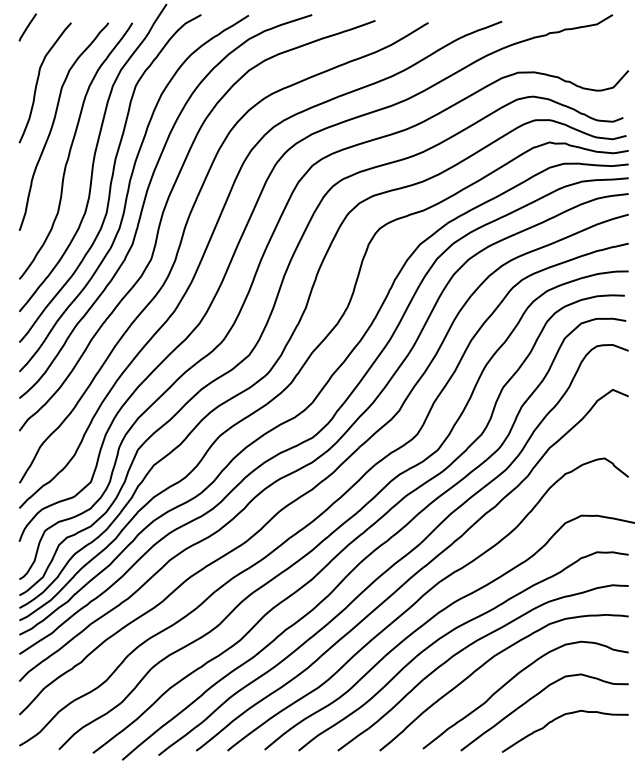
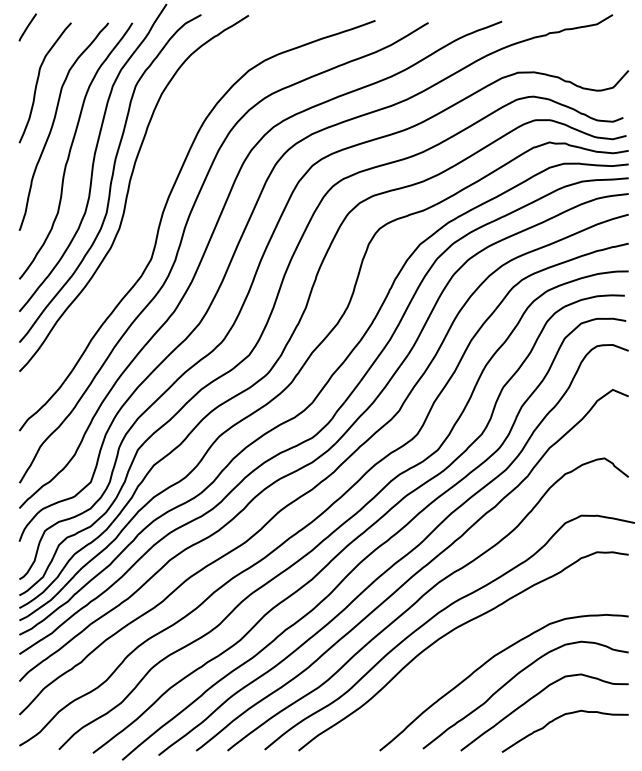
curve: present -> none (145, 201)
curve: present -> none (468, 647)
